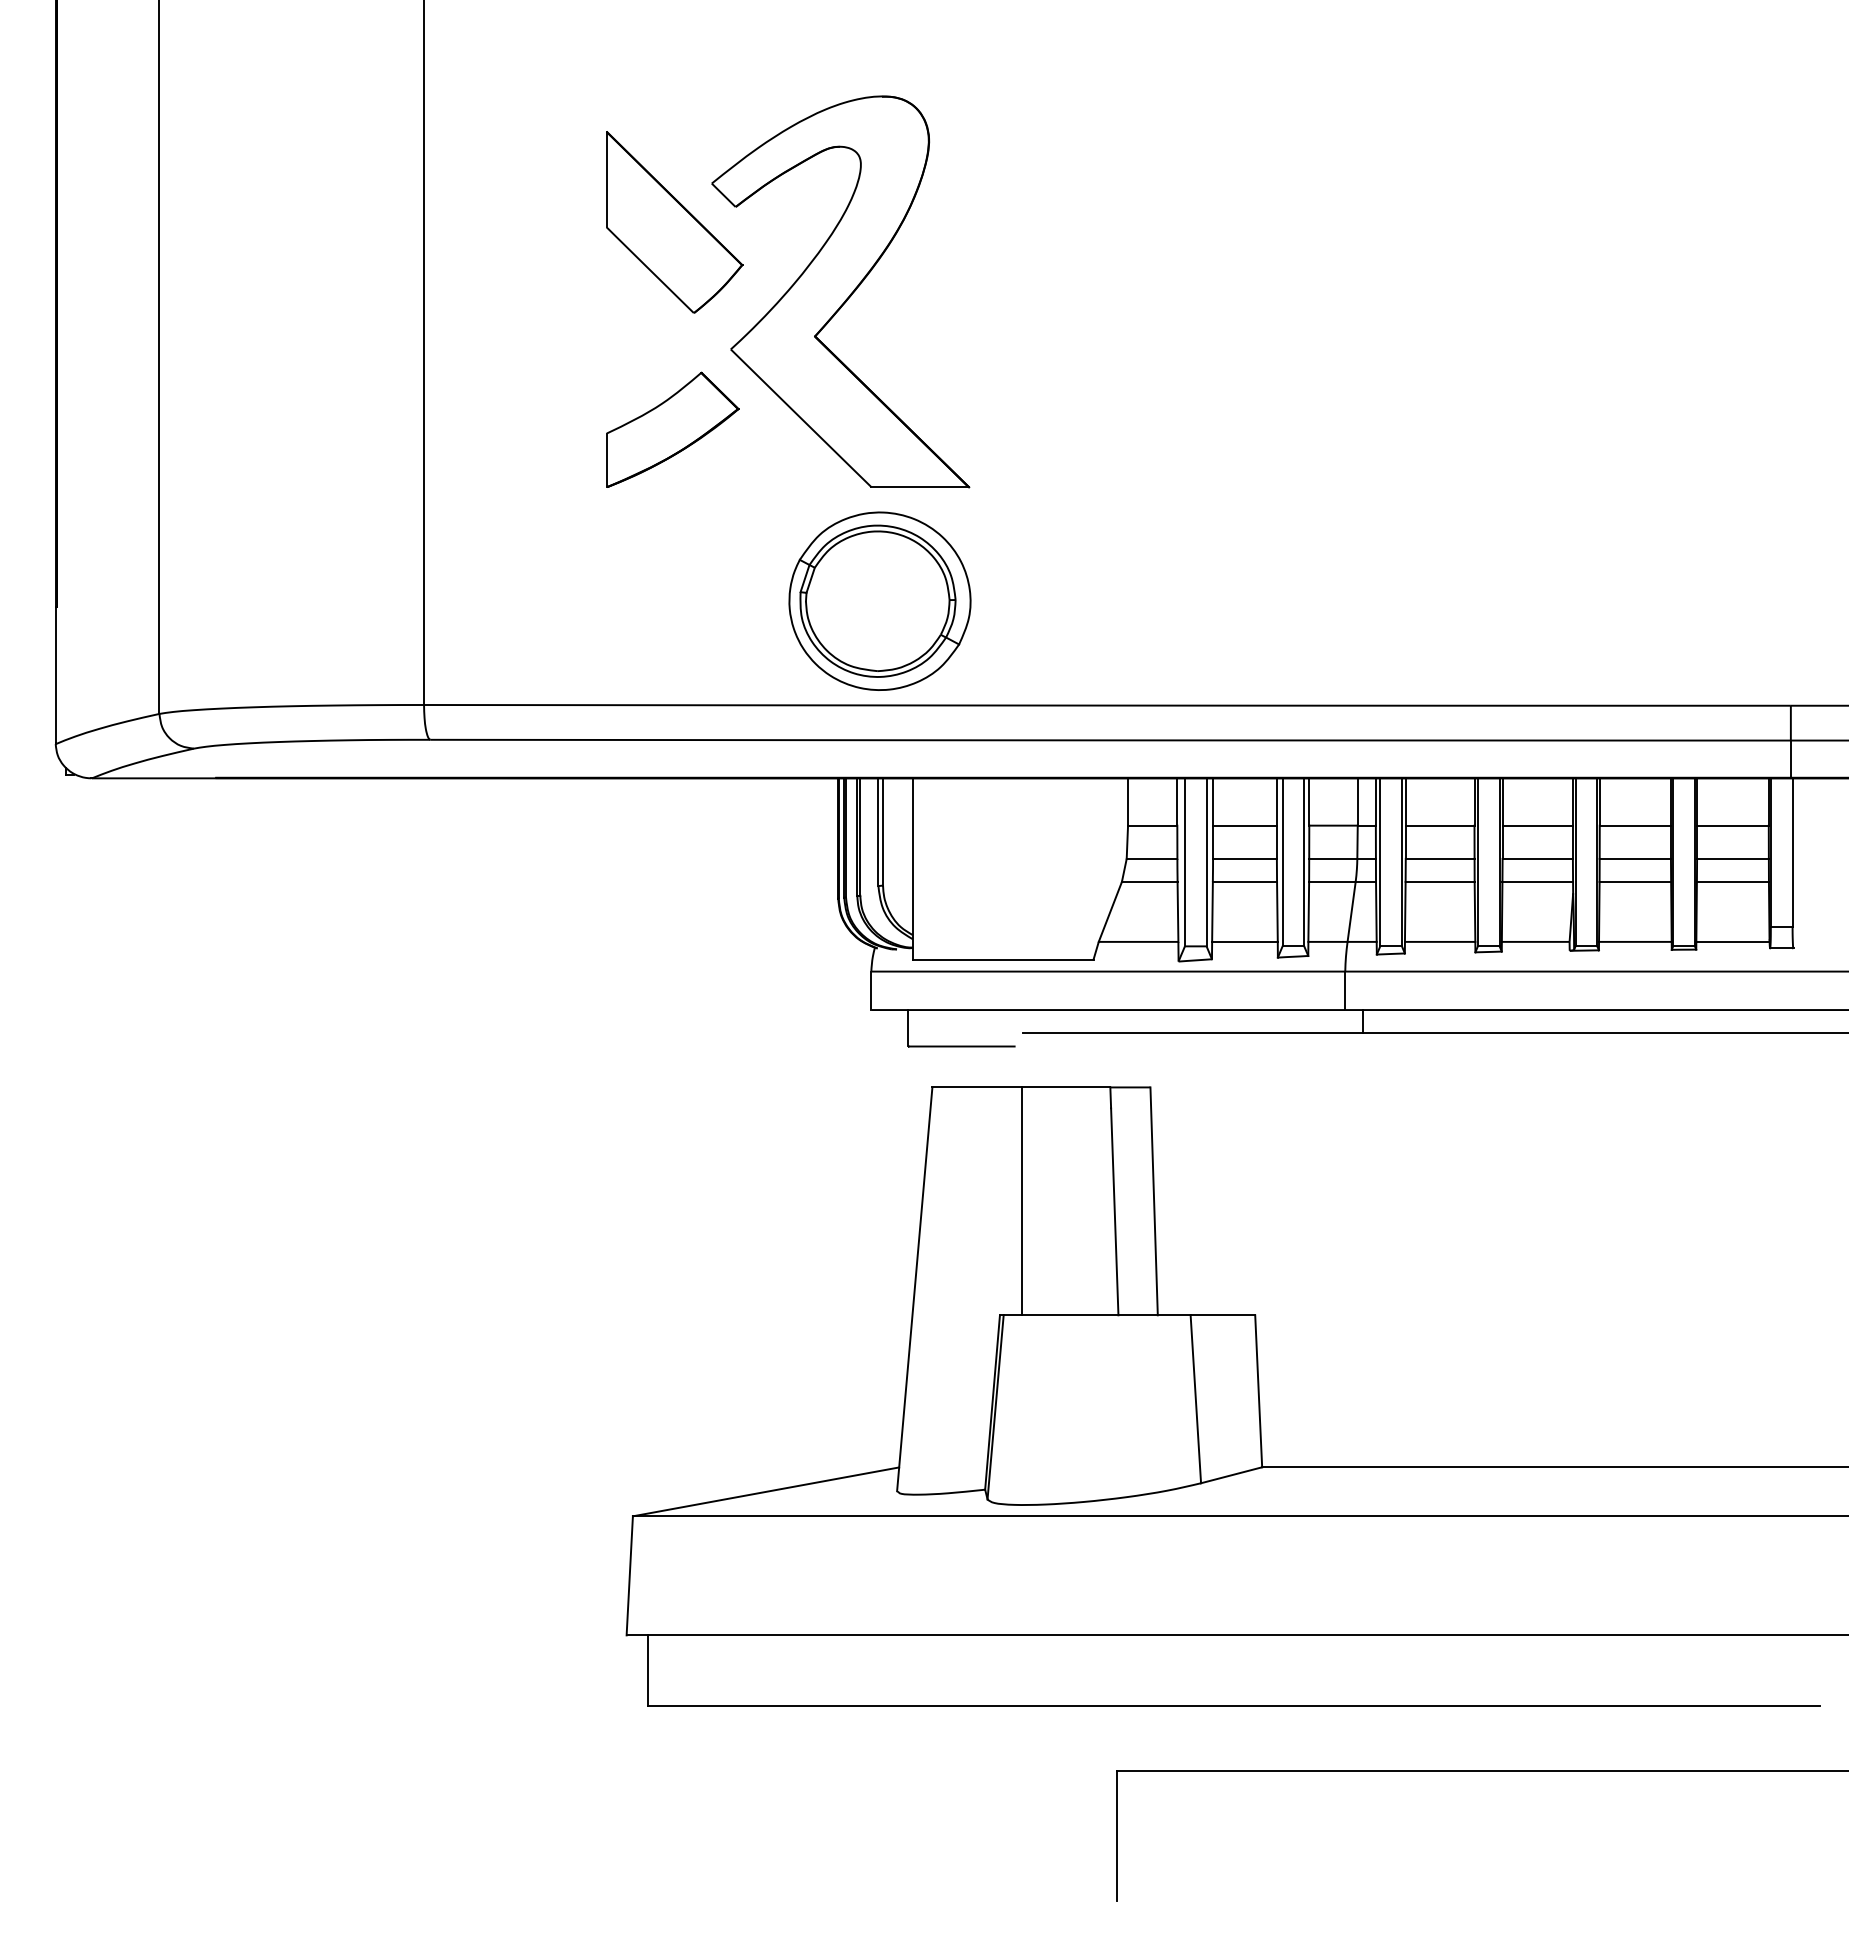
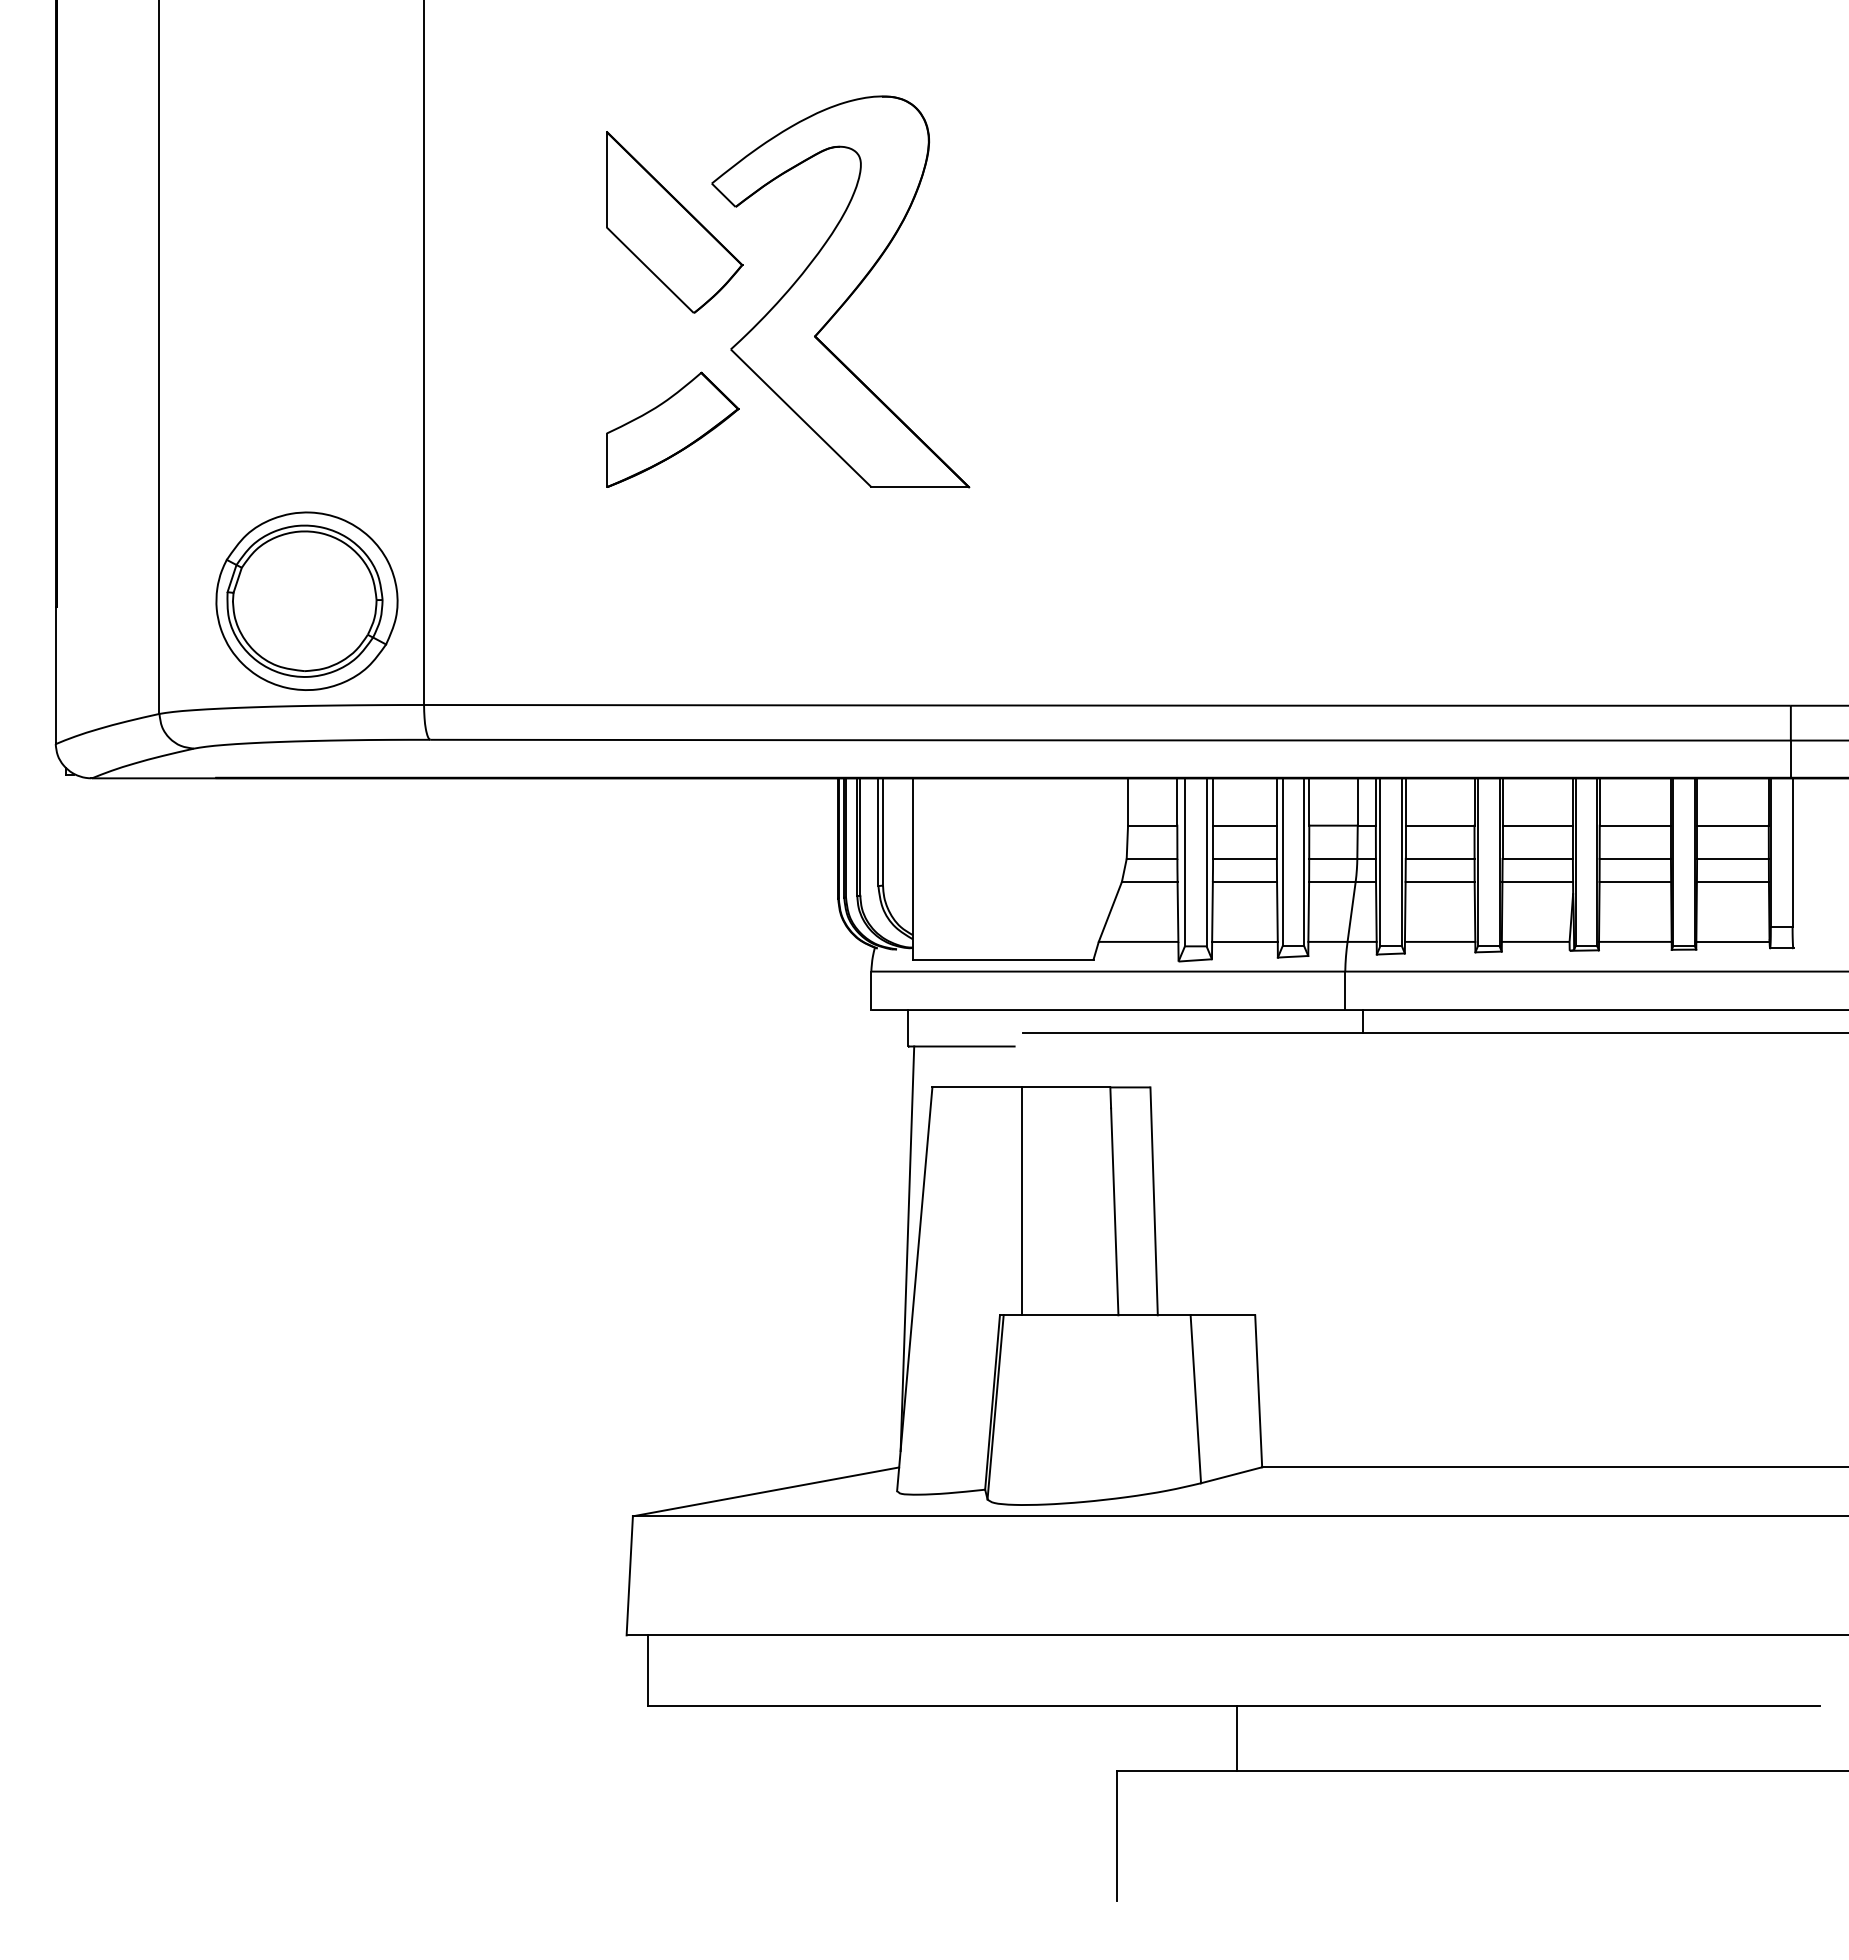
part position: (879, 600) -> (306, 600) (306, 600)
line: none -> present (907, 1248)
line: none -> present (1236, 1738)
